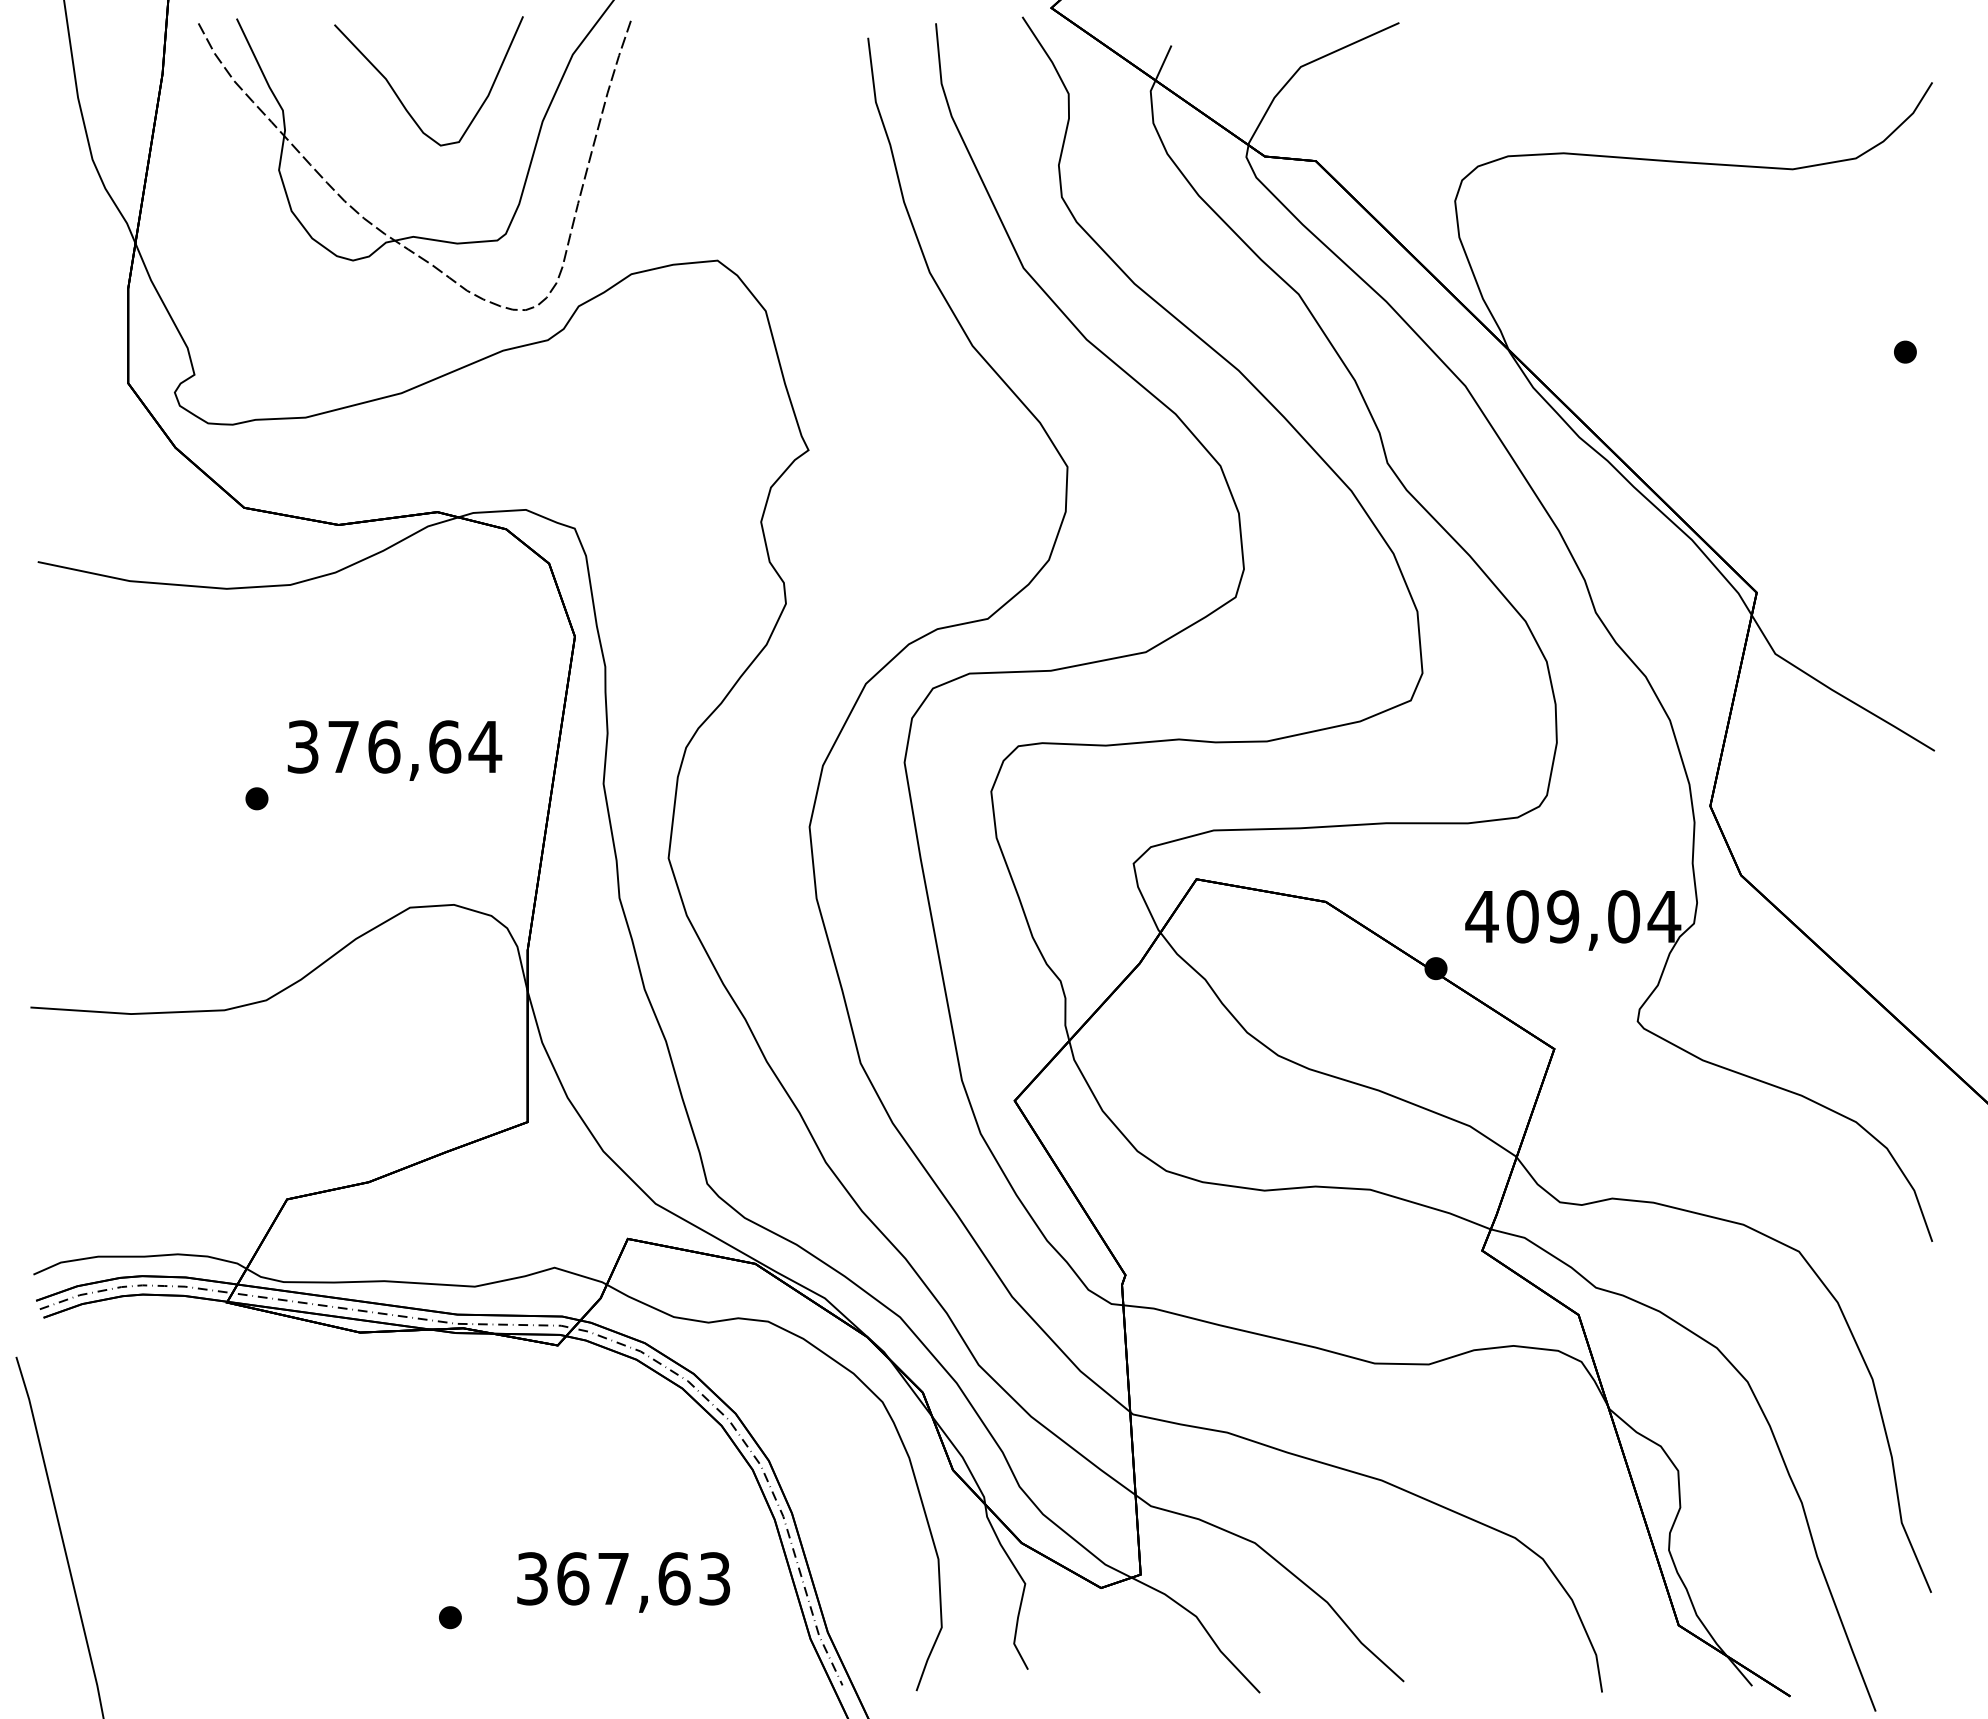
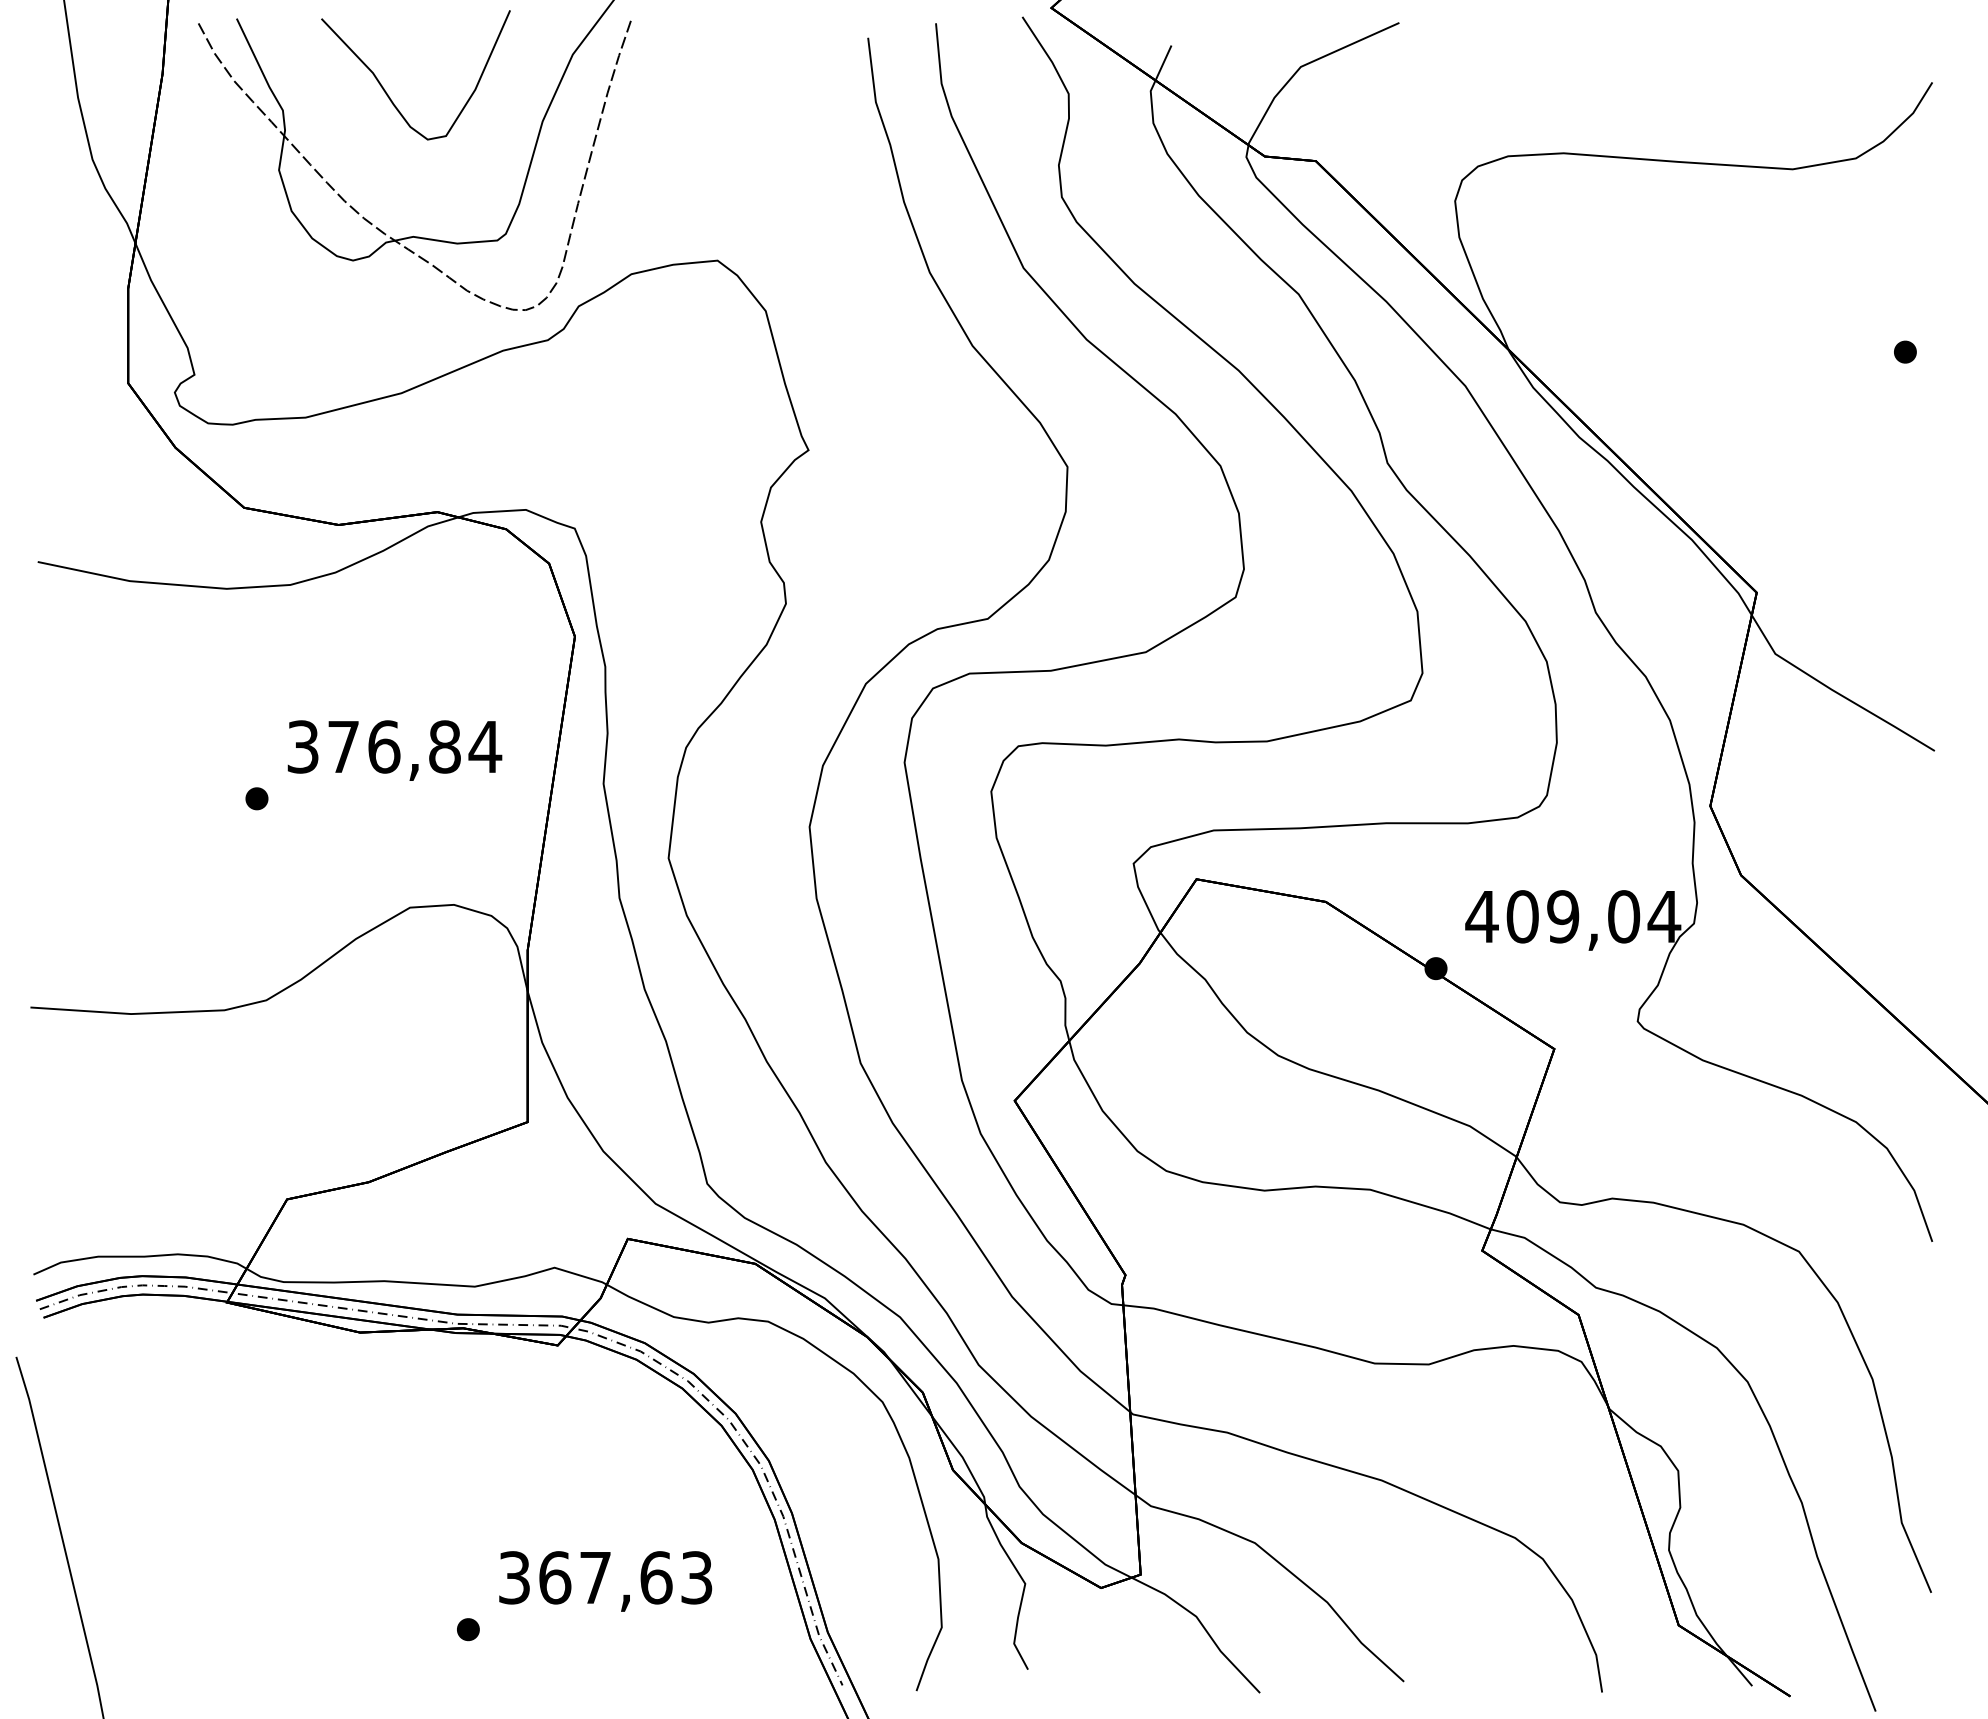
curve position: (401, 100) -> (388, 94) (388, 94)
text: 376,64 -> 376,84 (445, 746)
text position: (623, 1582) -> (605, 1581) (605, 1581)
part position: (450, 1617) -> (468, 1629) (468, 1629)
